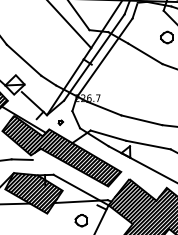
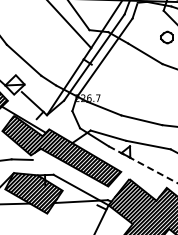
part: present -> none (60, 122)
line: solid -> dashed (142, 164)
part: present -> none (80, 220)
